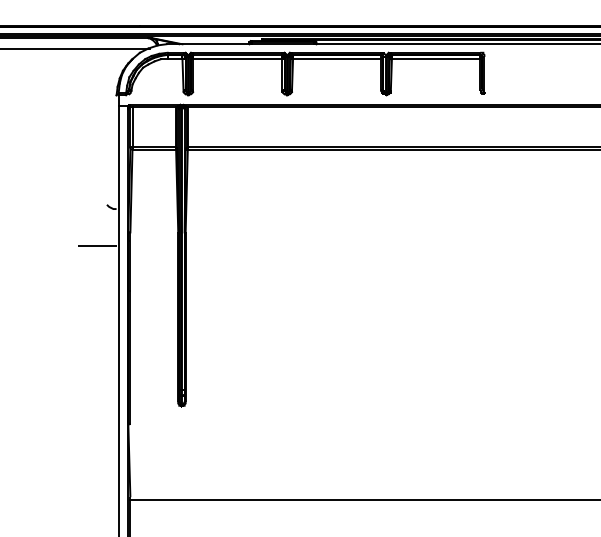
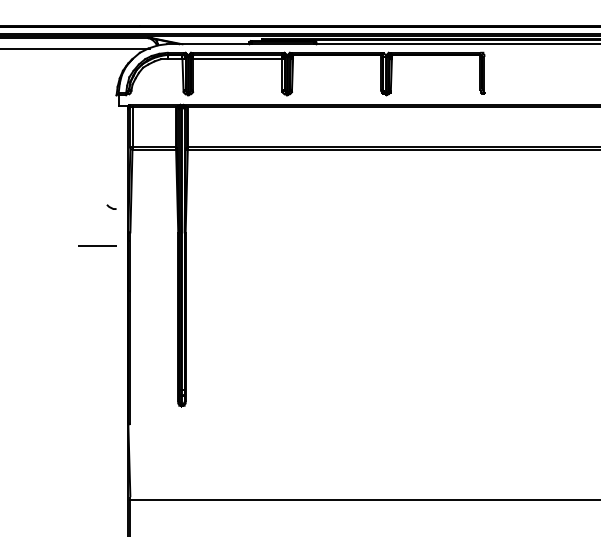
line: present -> none (337, 59)
line: present -> none (435, 59)
line: present -> none (118, 319)
